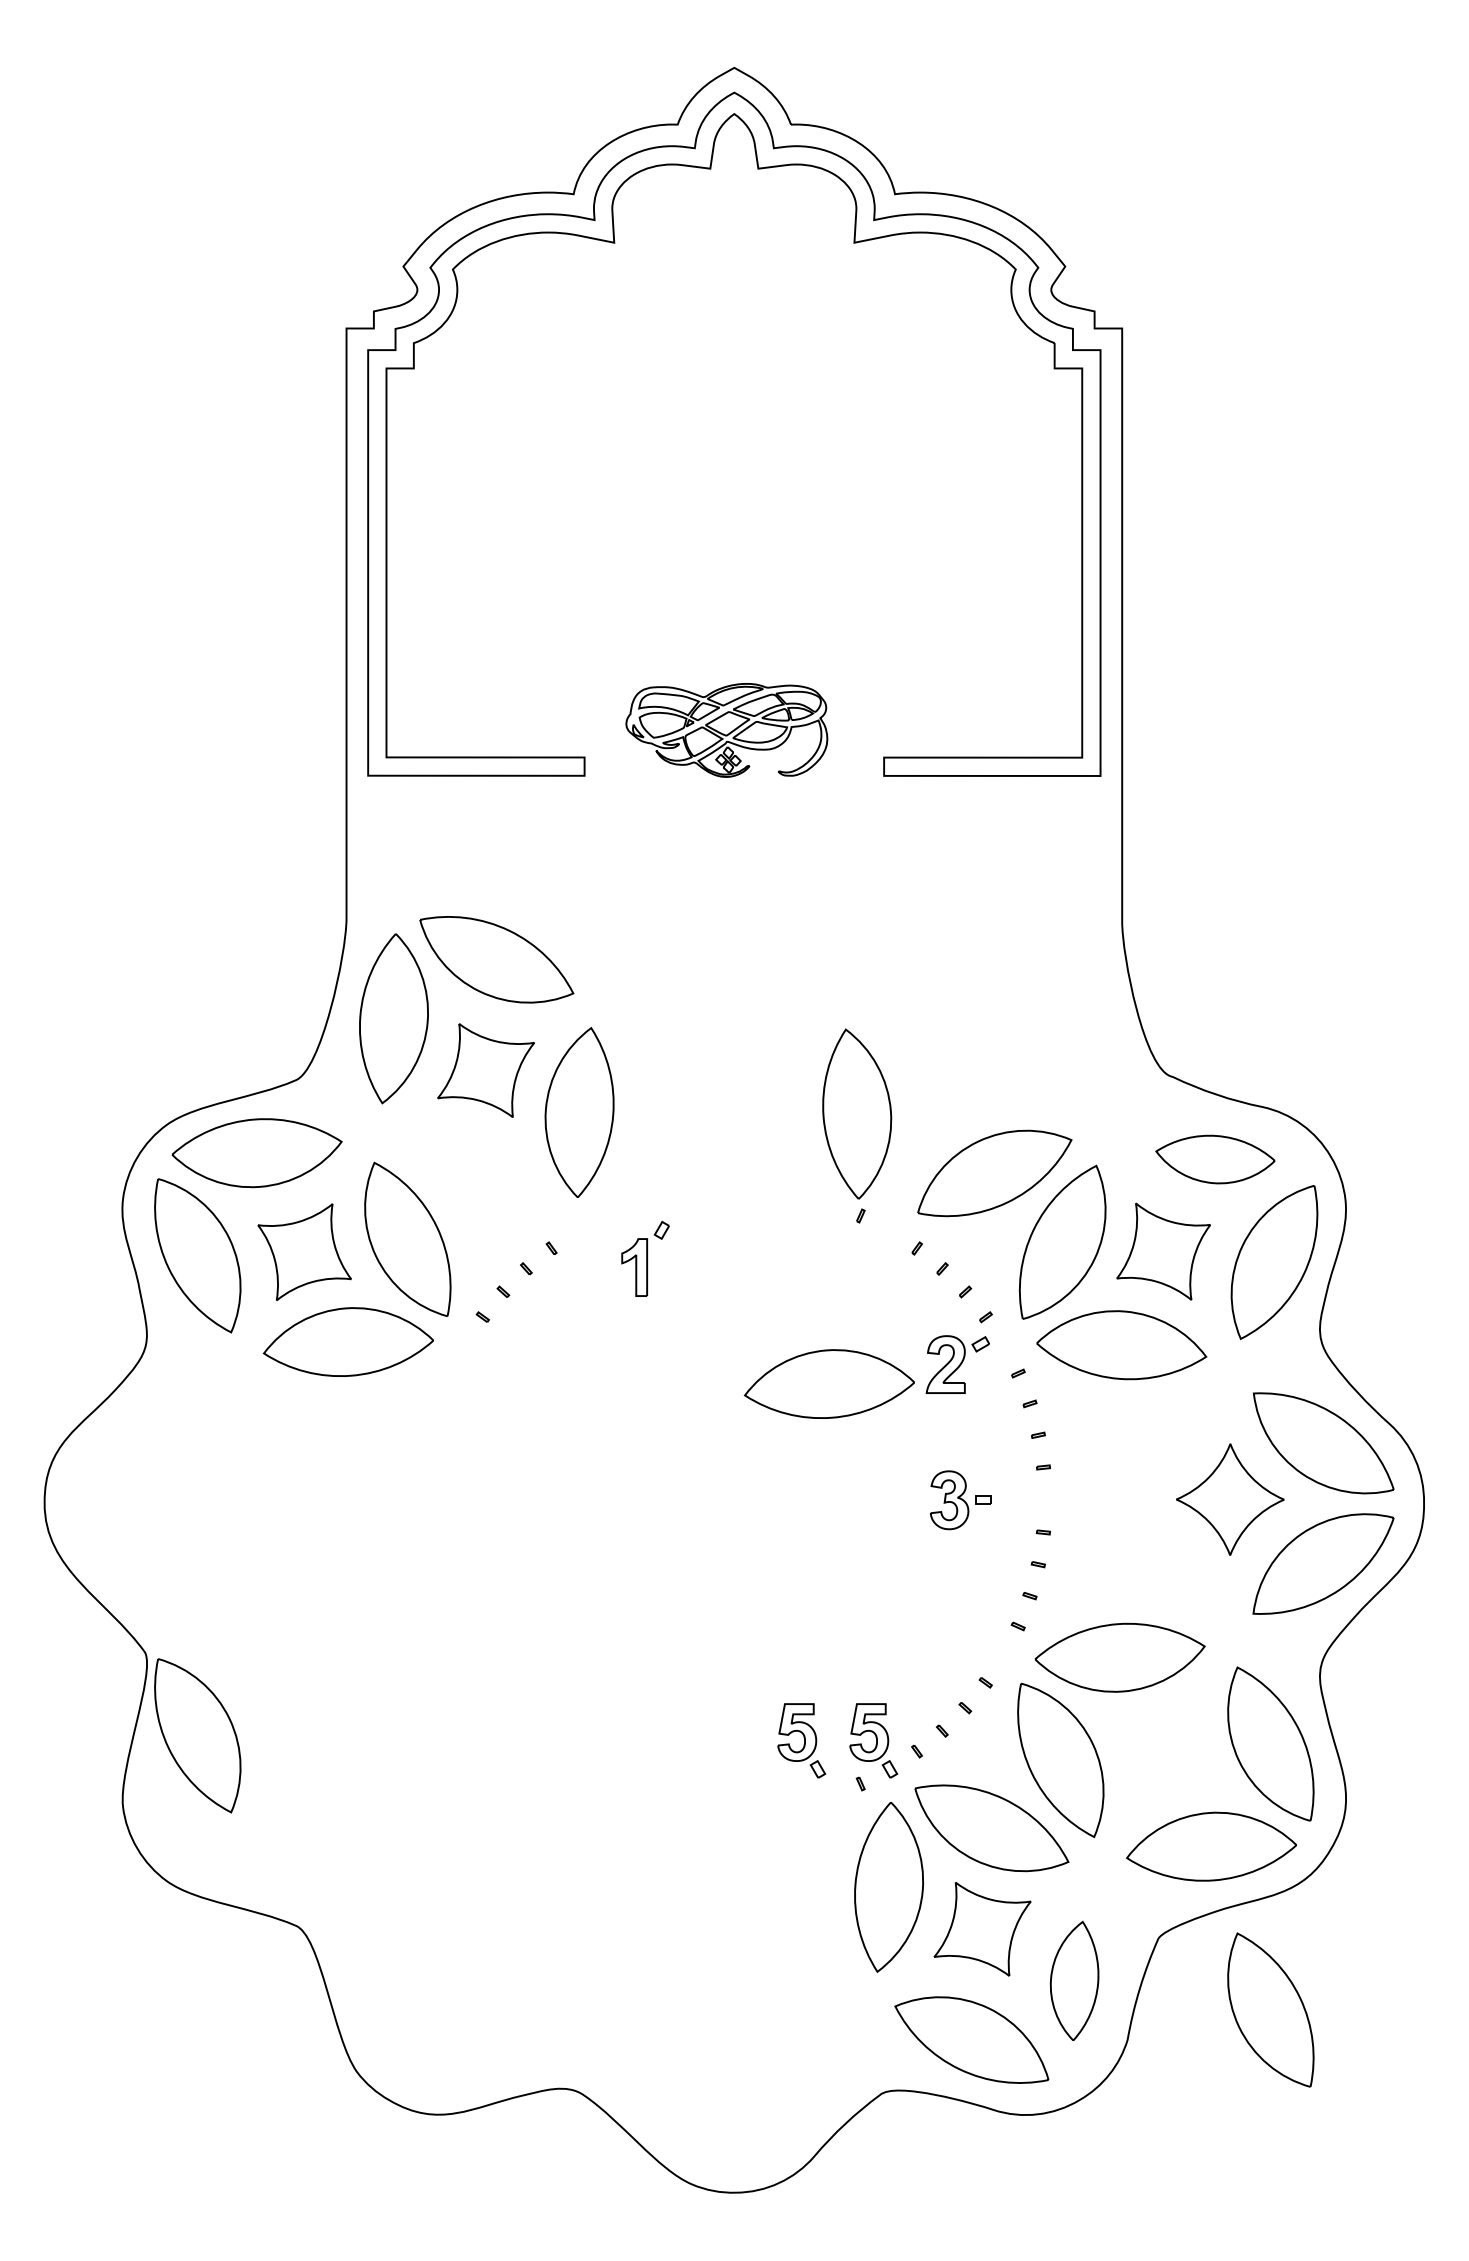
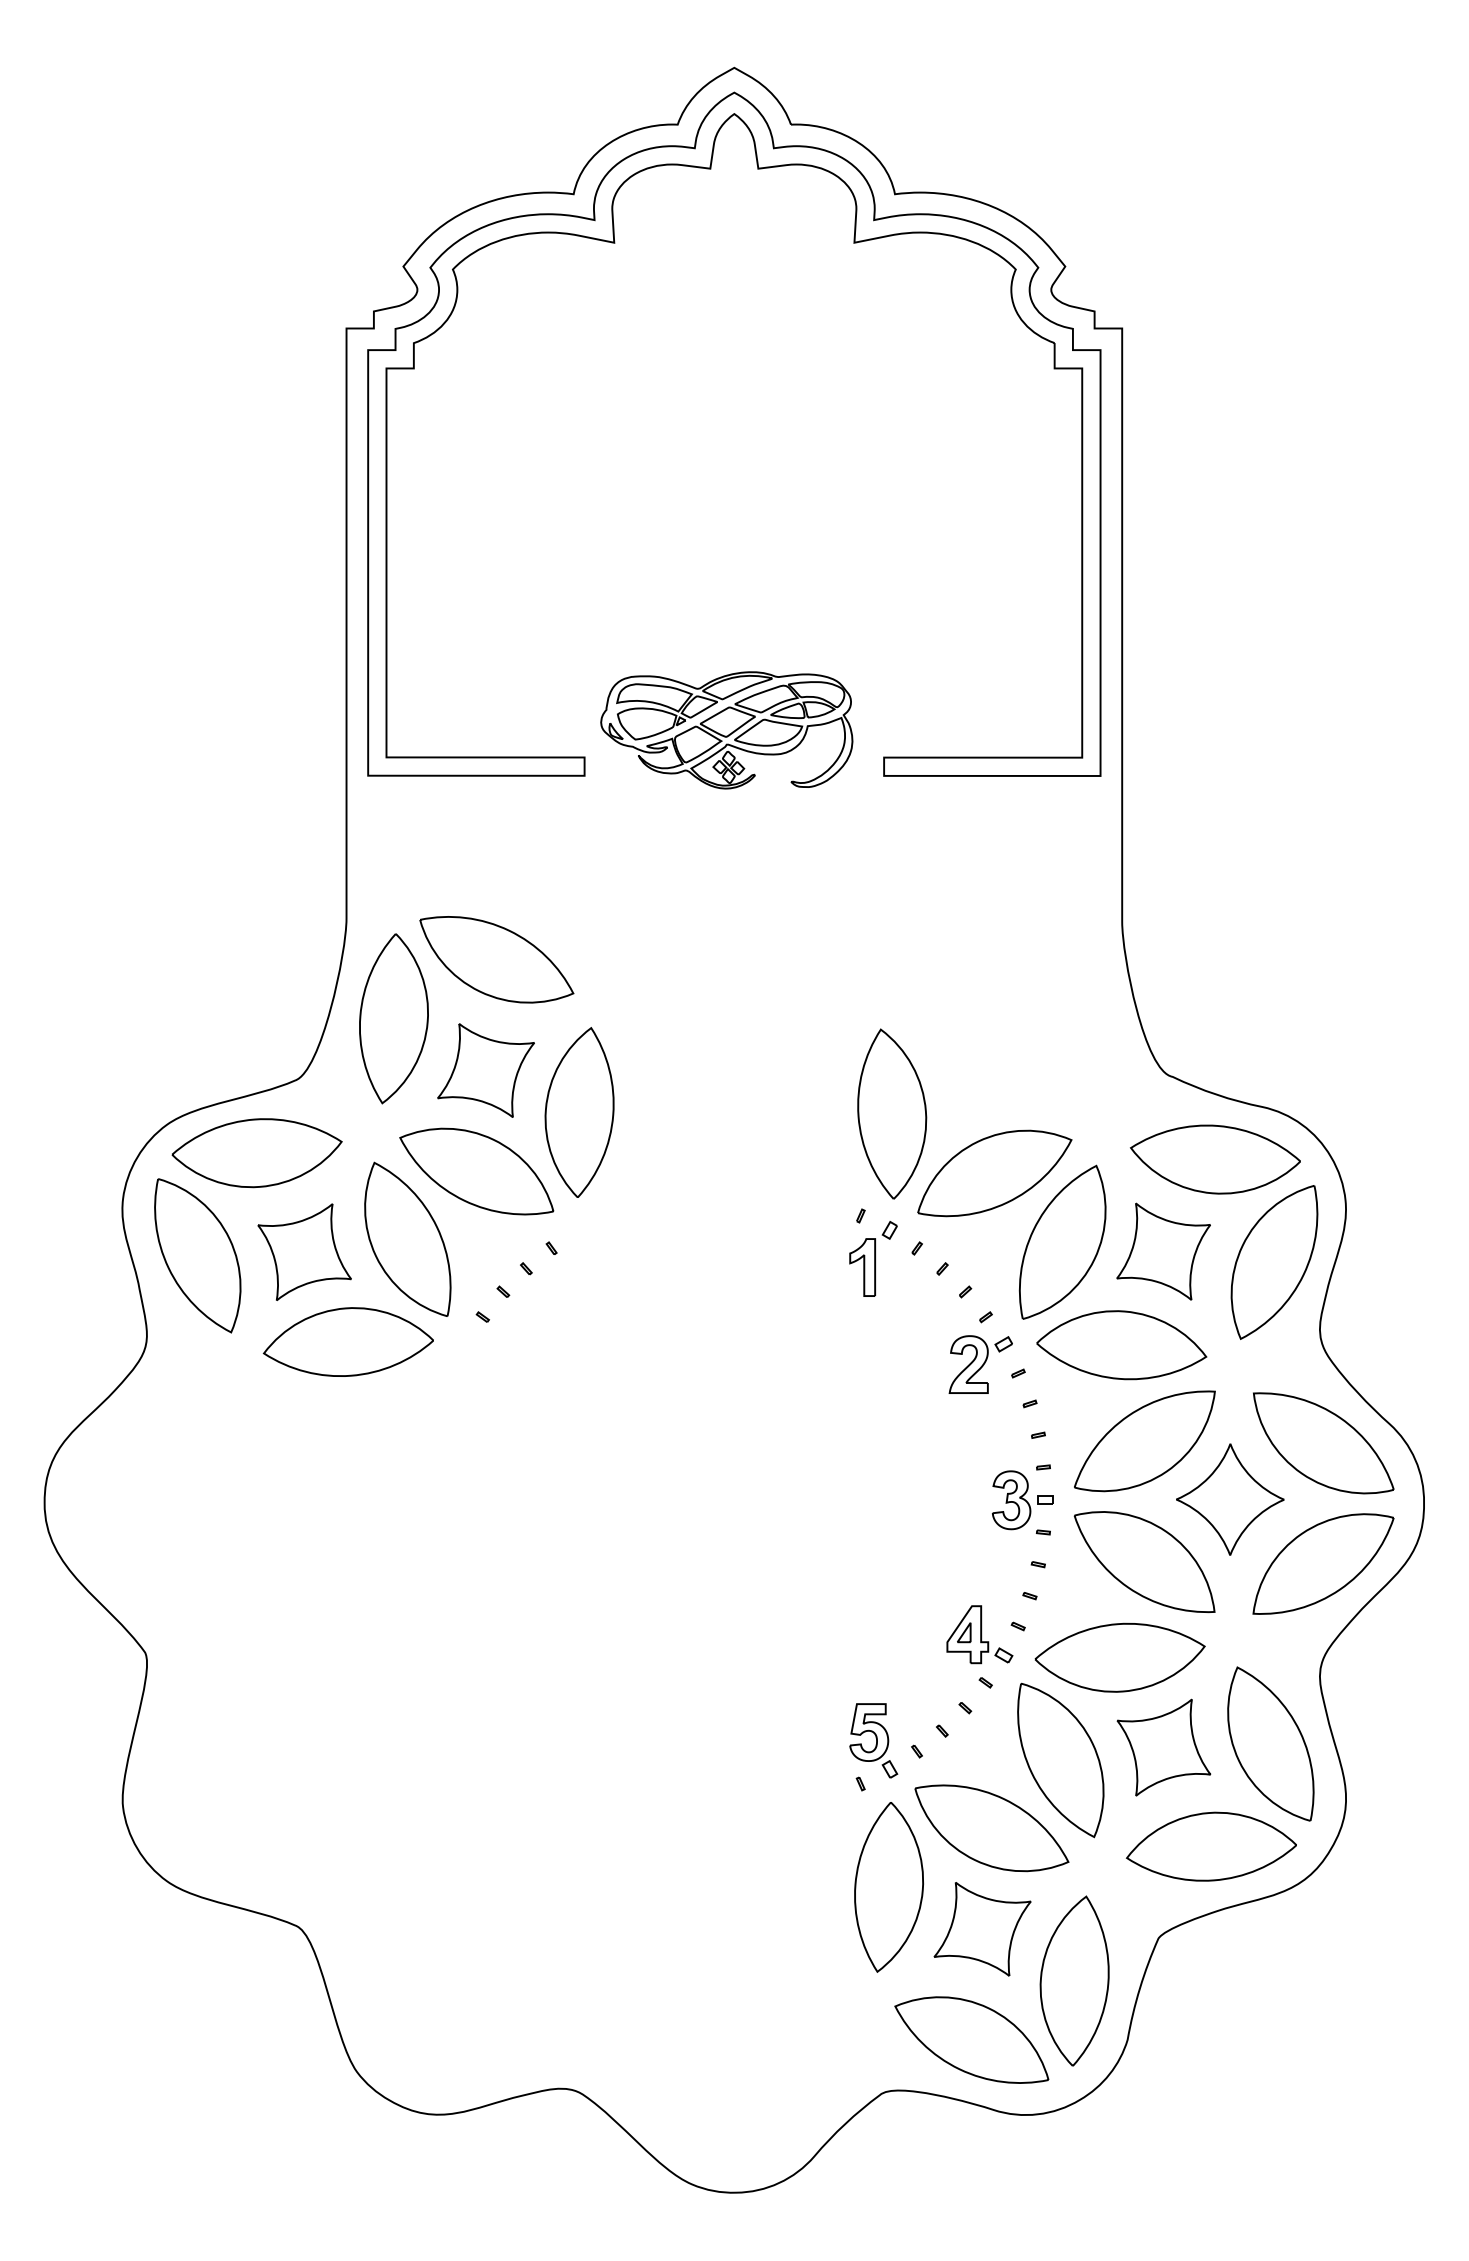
part size: 204x95 px -> 254x119 px (726, 730)
part position: (857, 1113) -> (892, 1113) (892, 1113)
part size: 121x51 px -> 171x71 px (1215, 1159)
part: none -> present (476, 1171)
part position: (645, 1258) -> (873, 1258) (873, 1258)
part position: (957, 1364) -> (980, 1364) (980, 1364)
part: present -> none (828, 1383)
part: none -> present (1144, 1441)
part position: (960, 1500) -> (1022, 1500) (1022, 1500)
part: none -> present (1144, 1562)
part: none -> present (979, 1634)
part: present -> none (197, 1735)
part: present -> none (801, 1740)
part: none -> present (1163, 1747)
part size: 51x121 px -> 71x172 px (1074, 1980)
part: present -> none (1270, 2009)
